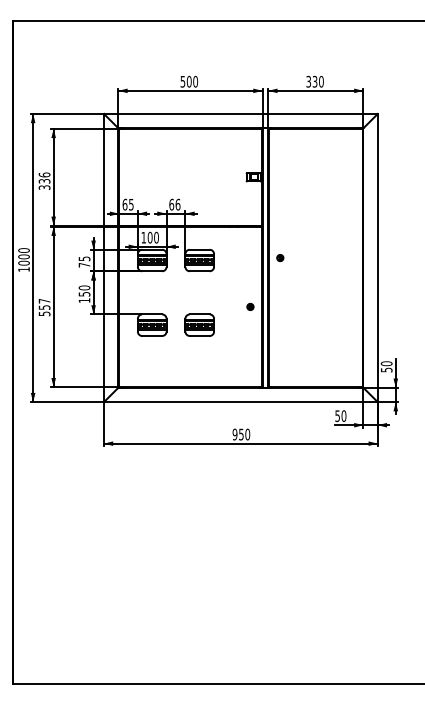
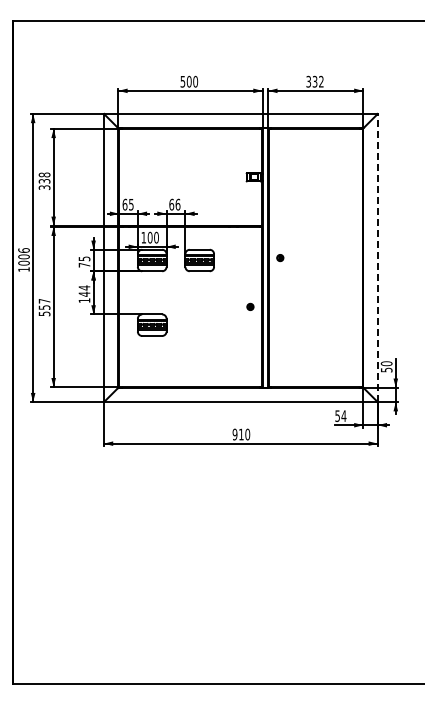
text: 330 -> 332 (321, 81)
text: 336 -> 338 (44, 174)
text: 1000 -> 1006 (23, 250)
line: solid -> dashed (377, 258)
text: 150 -> 144 (84, 290)
part: present -> none (199, 324)
text: 50 -> 54 (343, 415)
text: 950 -> 910 (241, 434)
